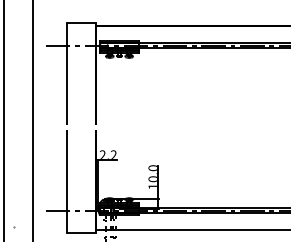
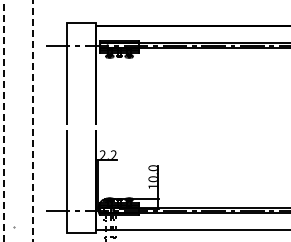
line: solid -> dashed (4, 120)
line: solid -> dashed (33, 120)
